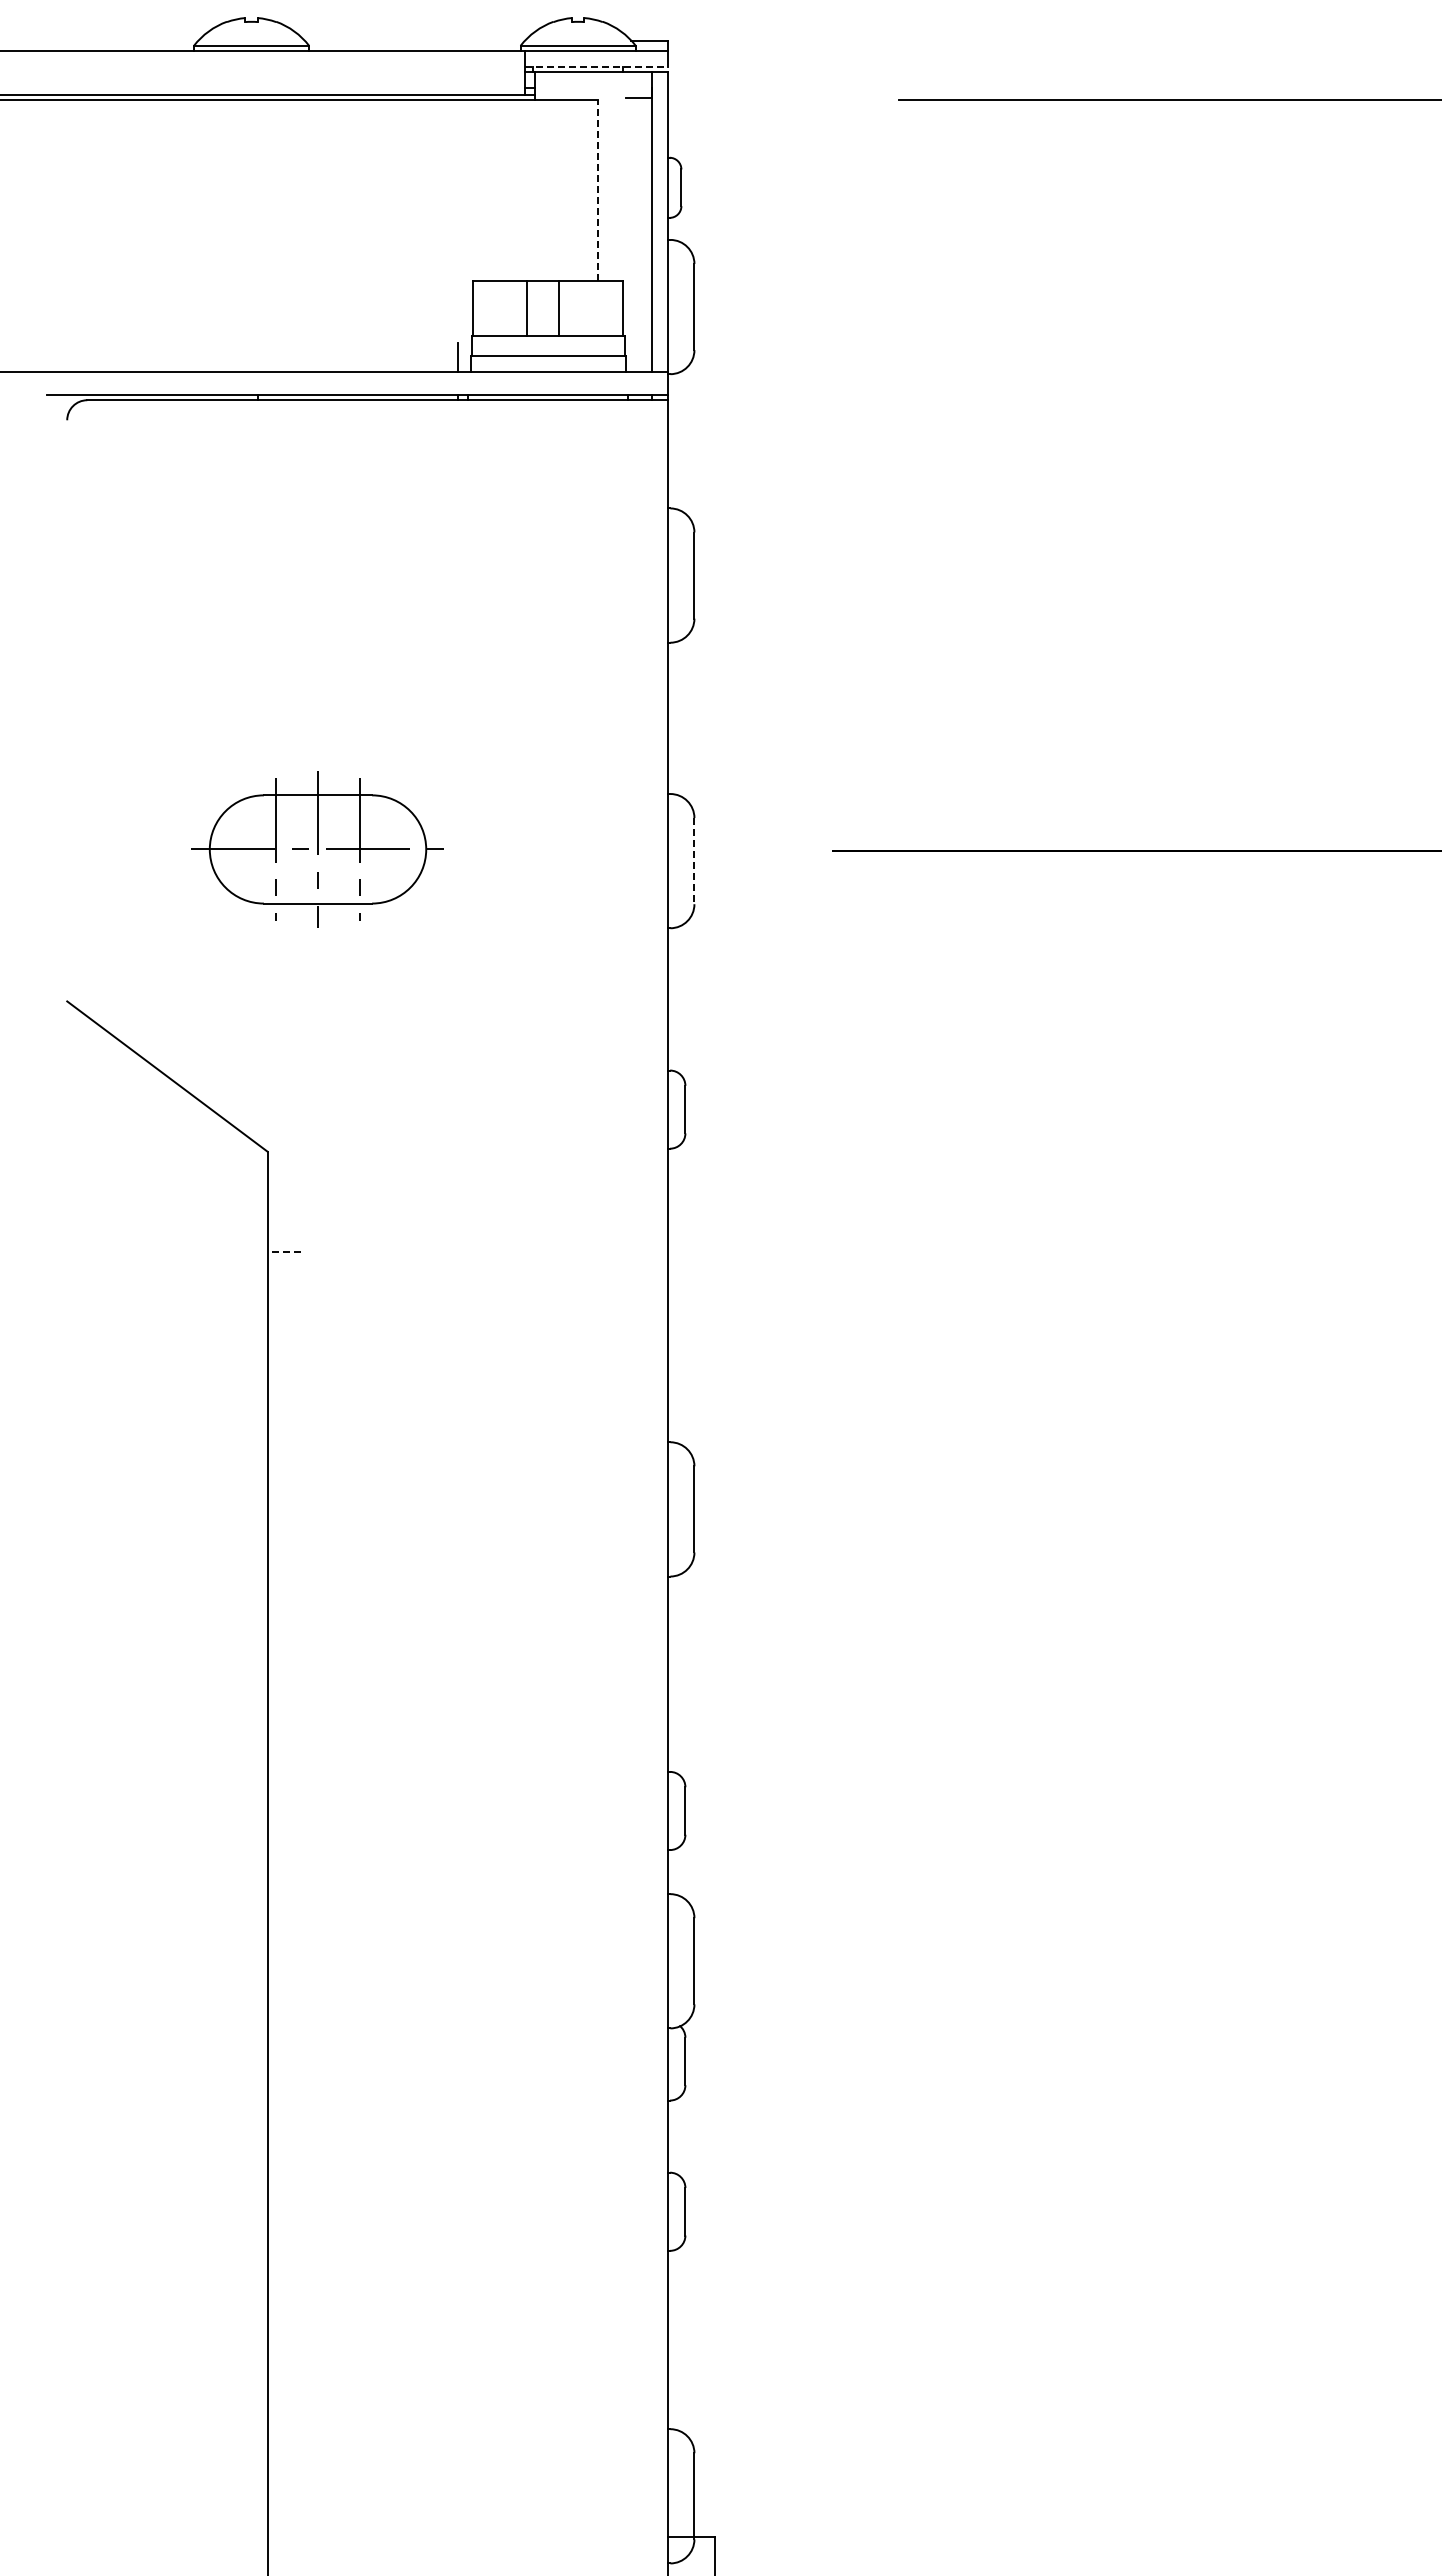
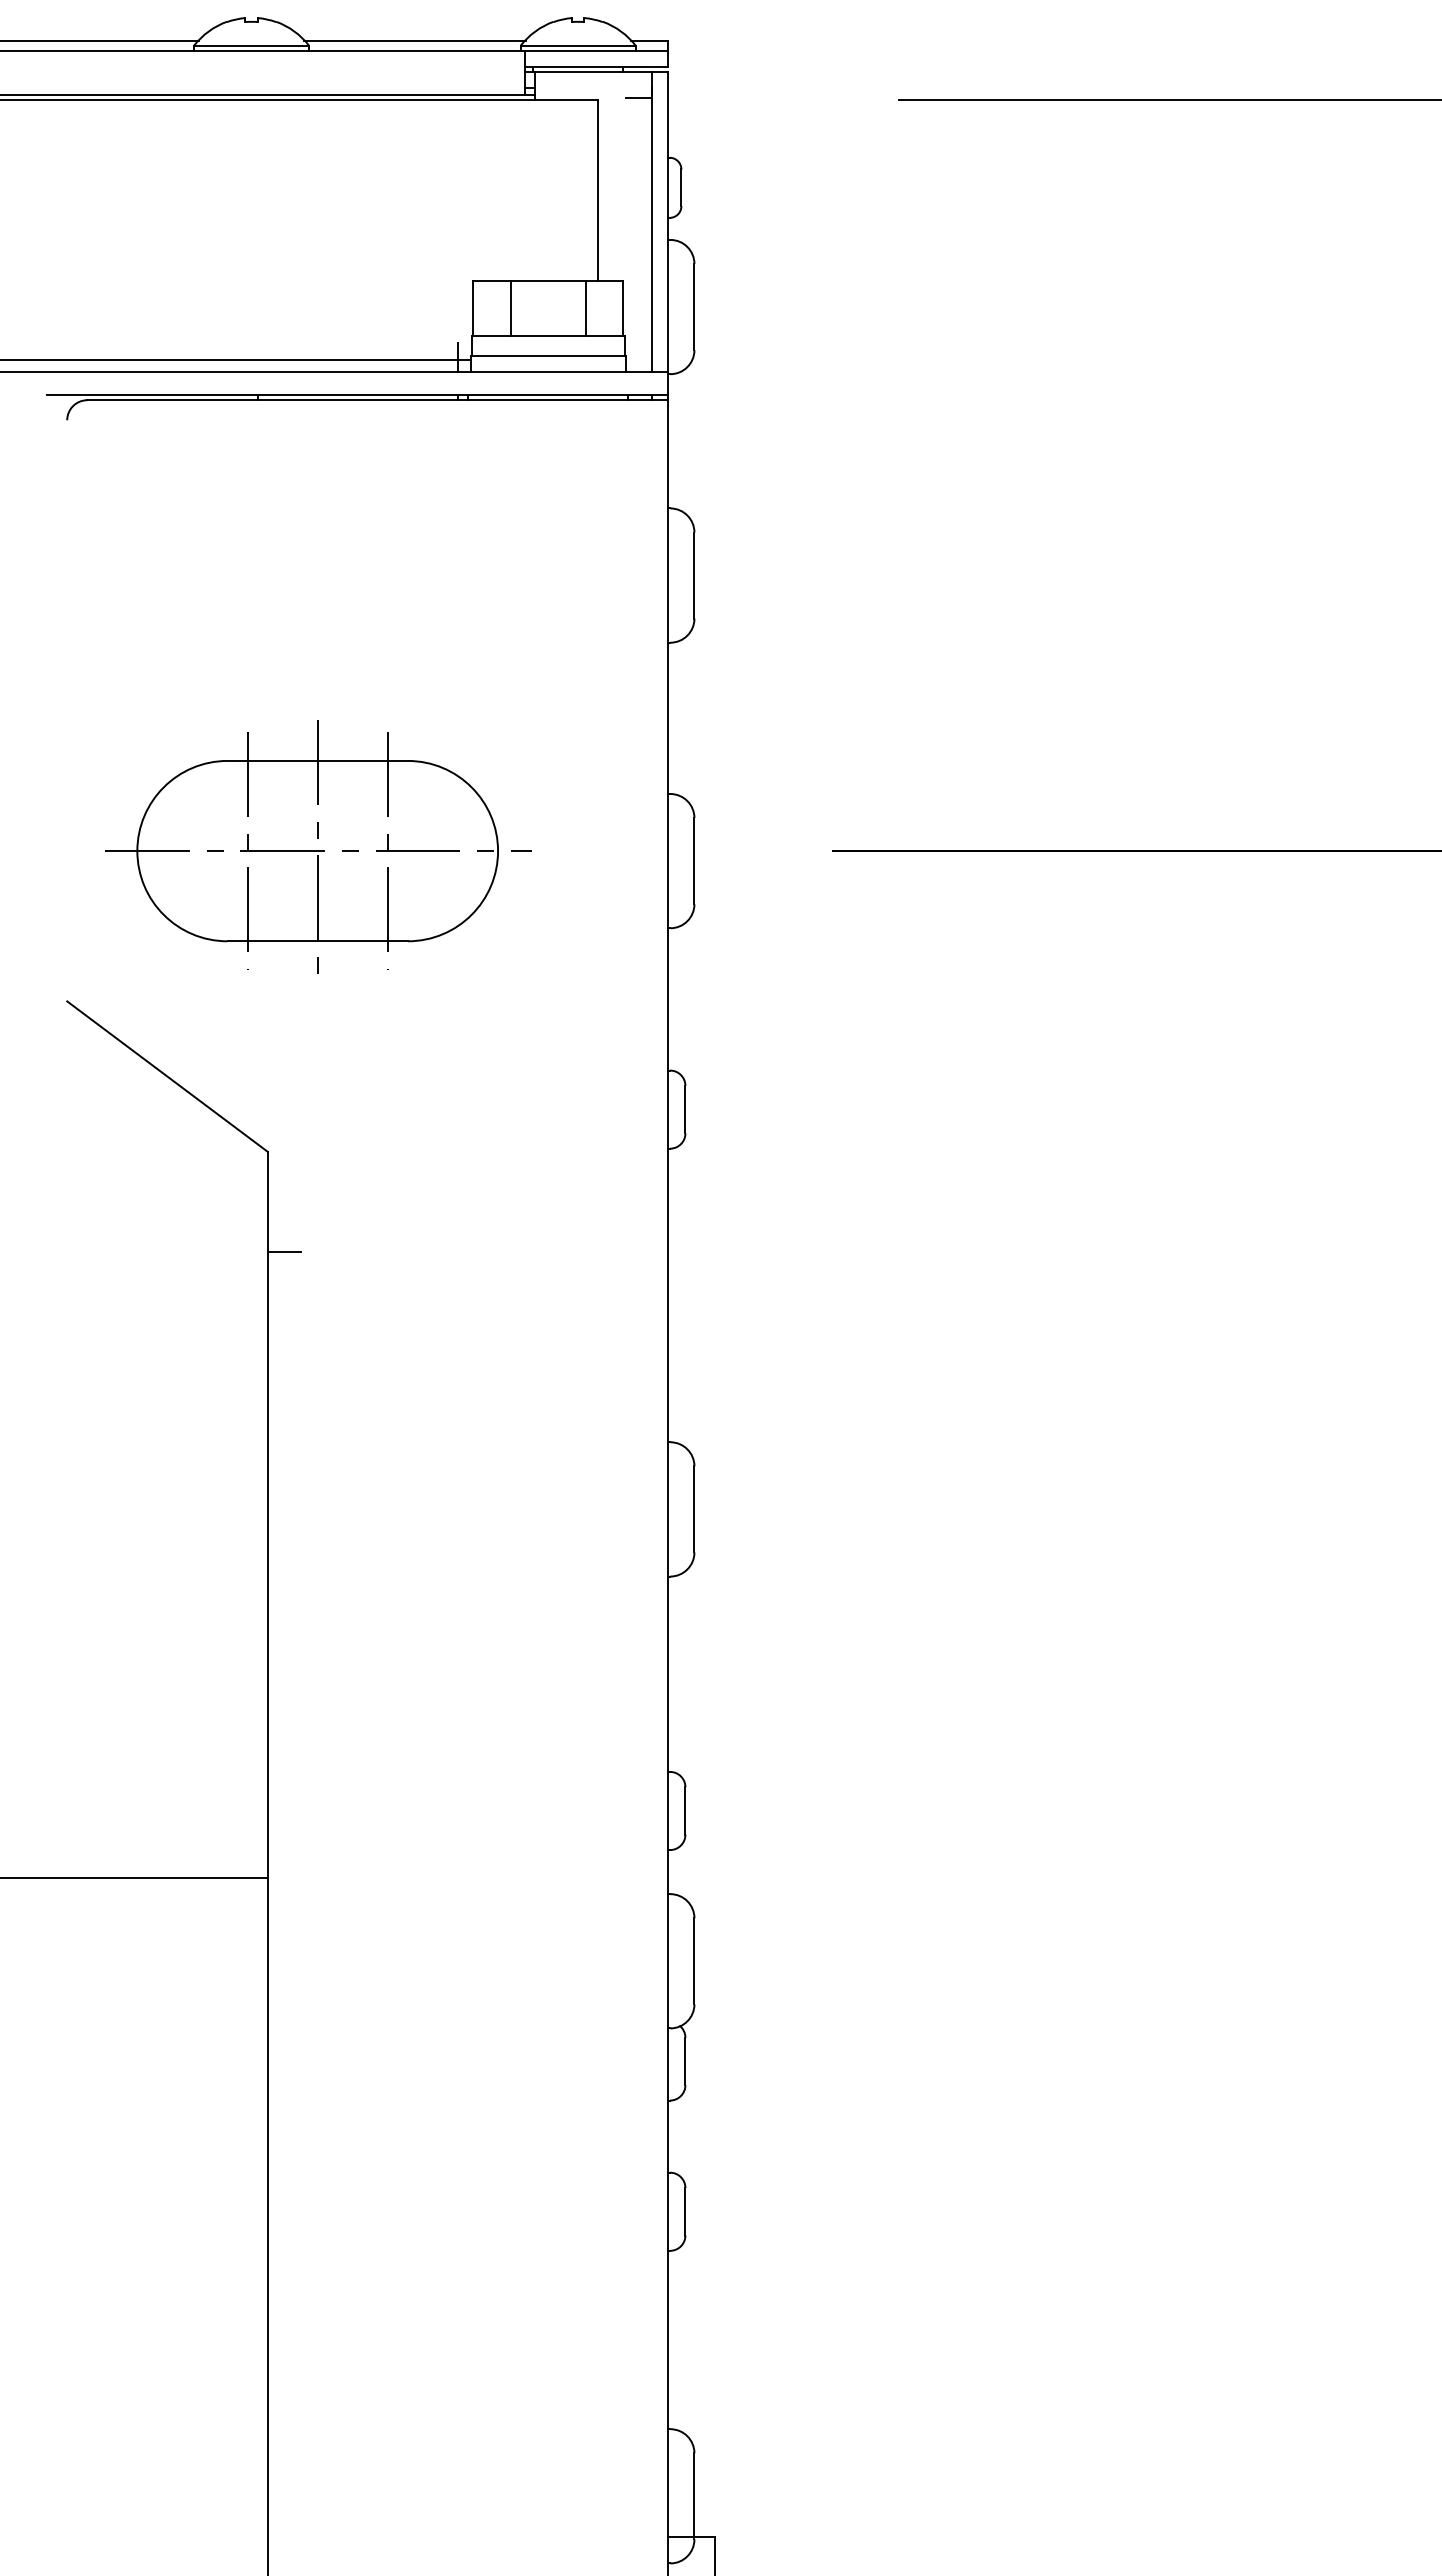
line: none -> present (100, 40)
line: none -> present (414, 40)
line: dashed -> solid (596, 66)
line: dashed -> solid (598, 190)
line position: (526, 308) -> (510, 308) (510, 308)
line position: (558, 308) -> (585, 308) (585, 308)
line: none -> present (236, 360)
part size: 253x157 px -> 427x254 px (318, 846)
line: dashed -> solid (694, 861)
line: dashed -> solid (284, 1251)
line: none -> present (134, 1878)
